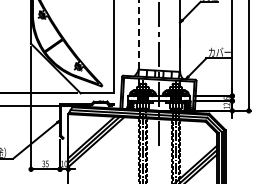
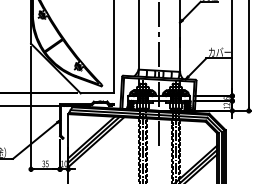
line: dashed -> solid (138, 35)
